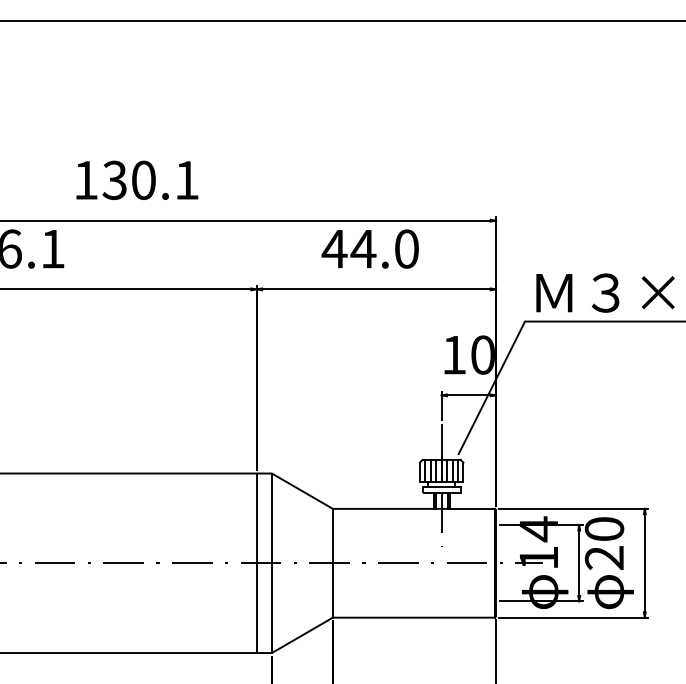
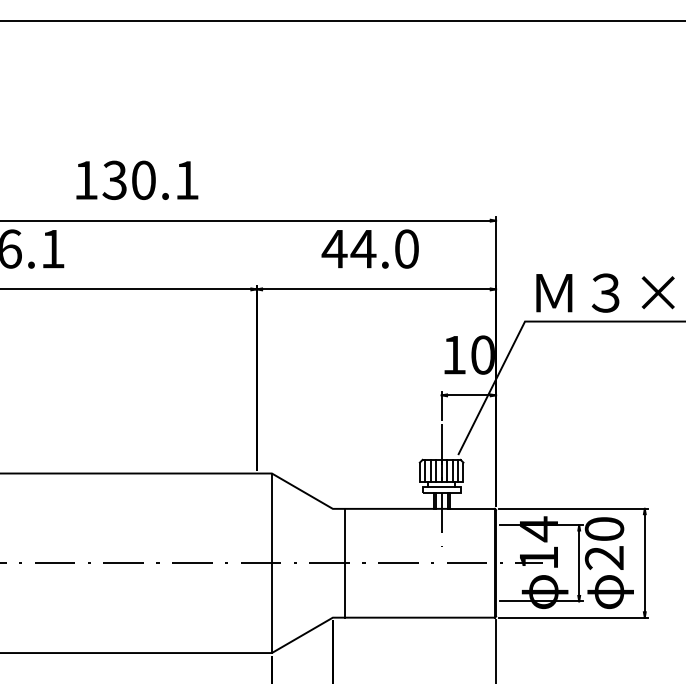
line position: (332, 562) -> (344, 562) (344, 562)
line: present -> none (256, 563)
